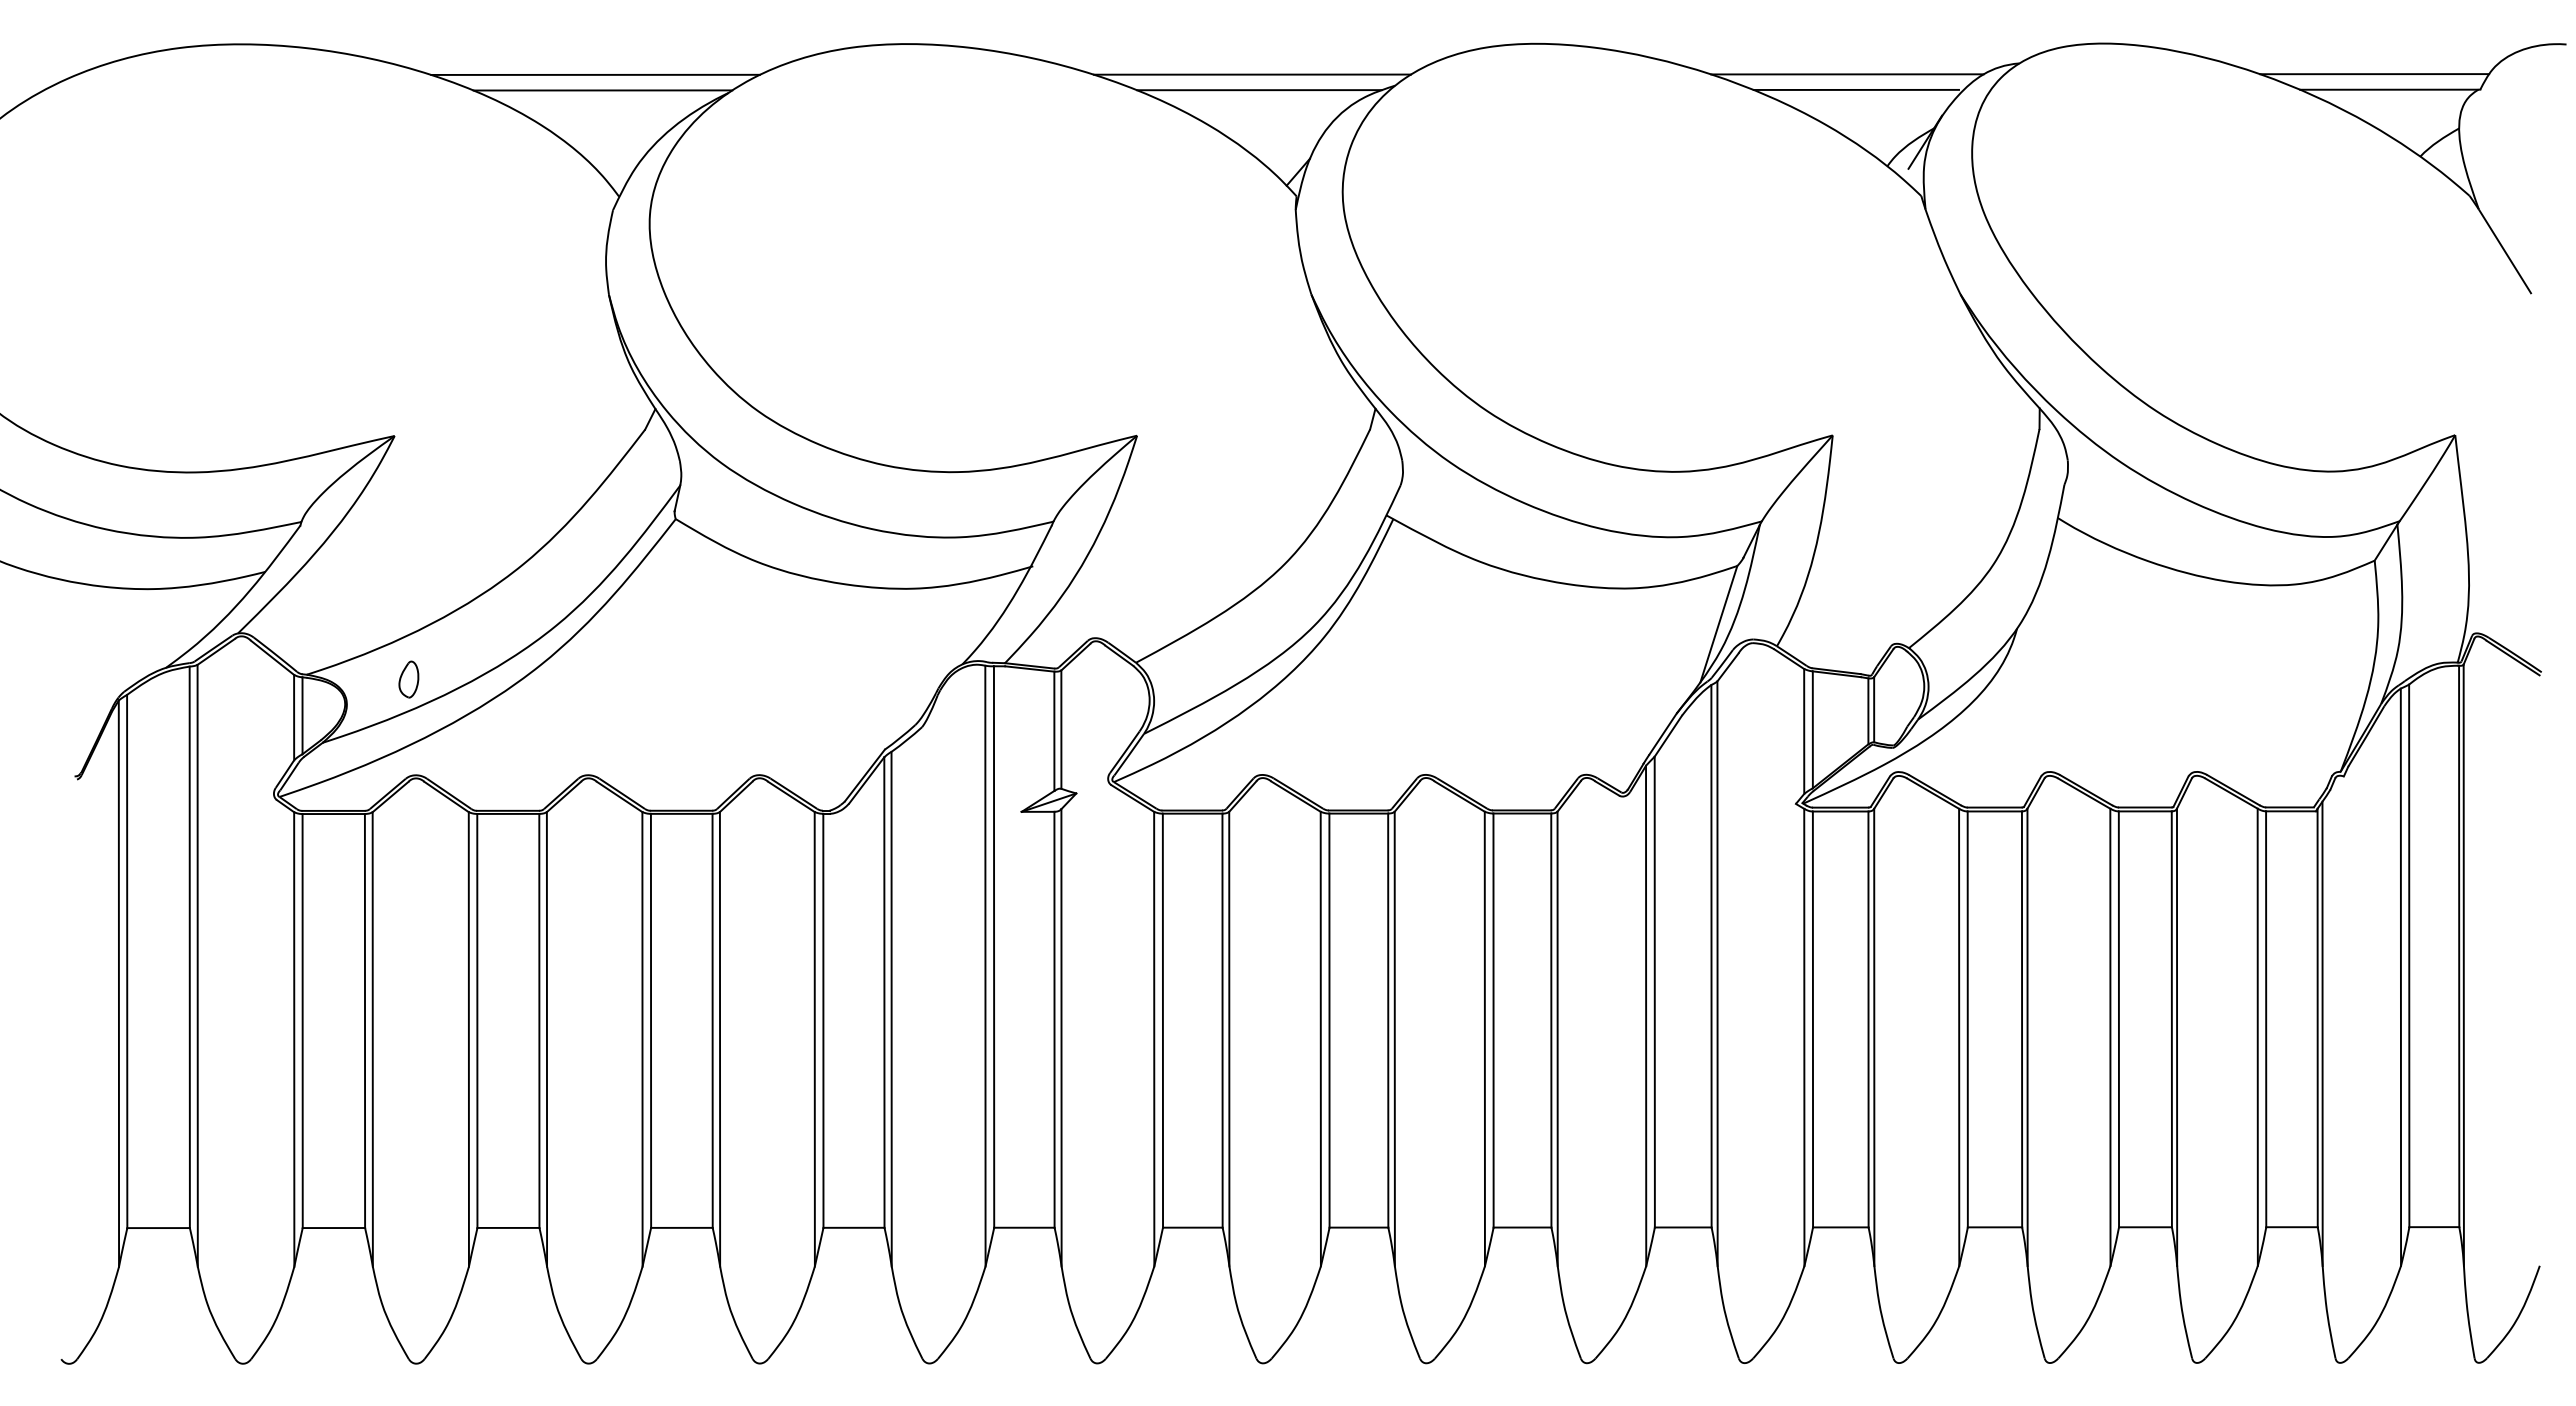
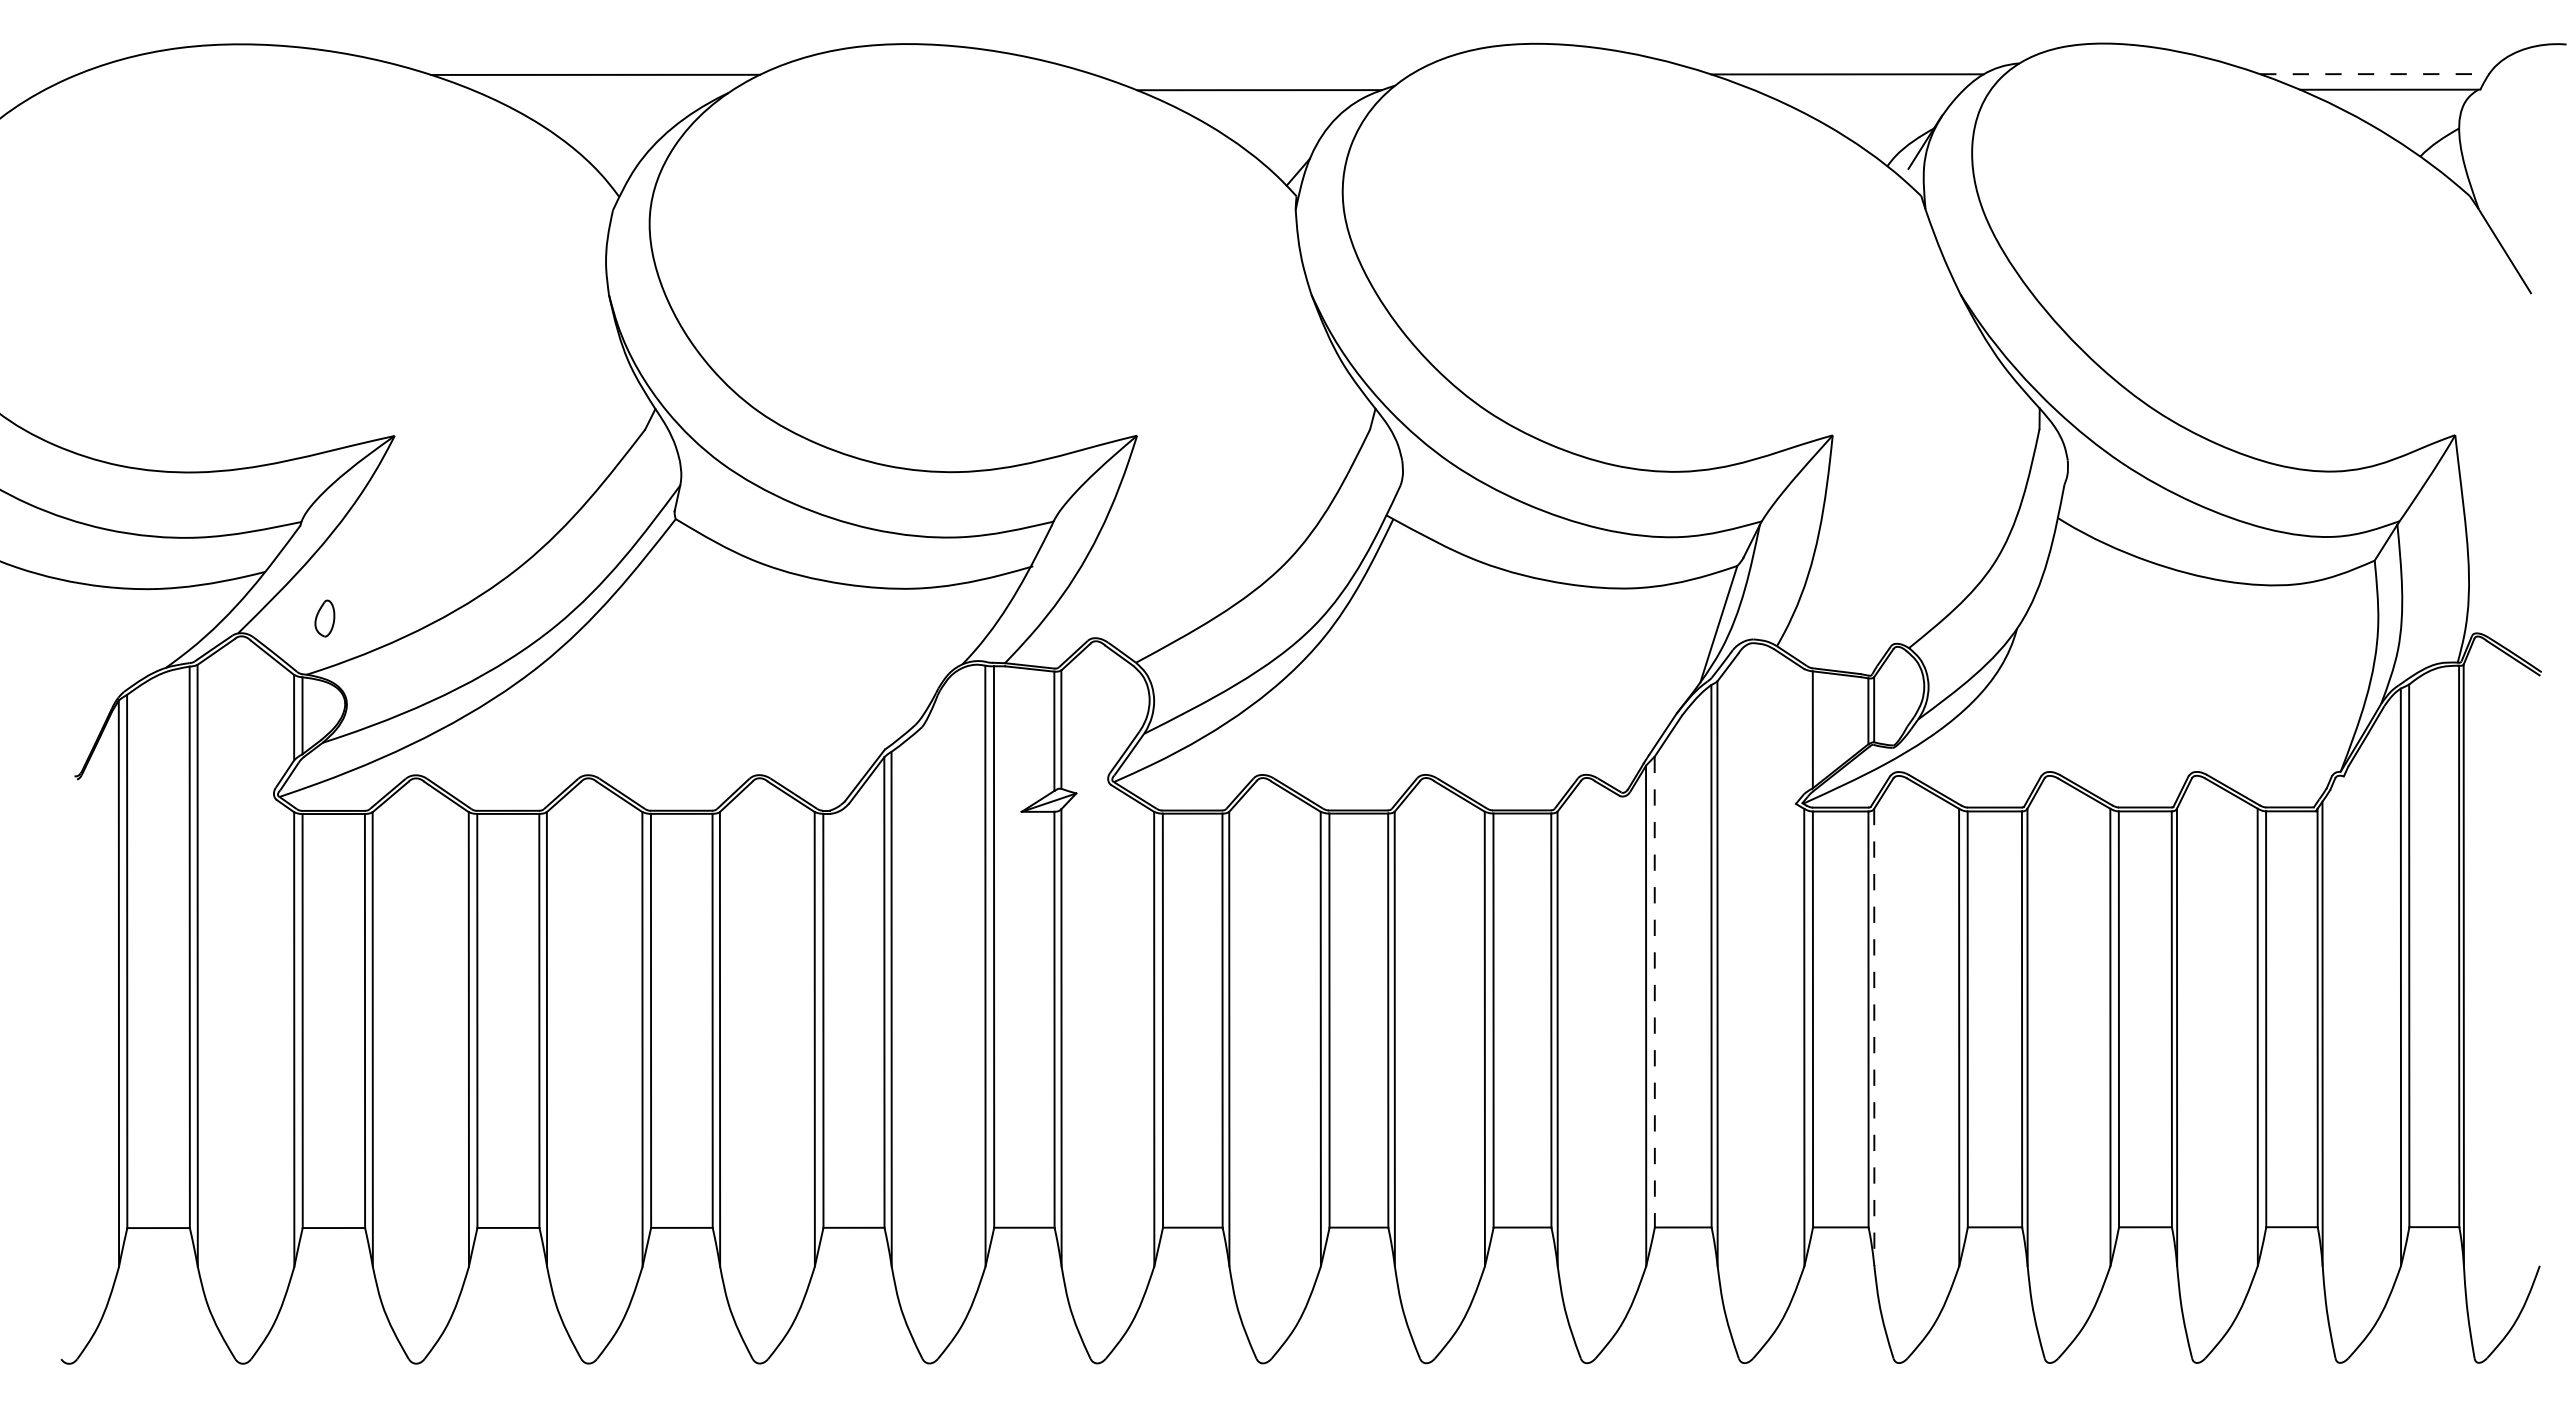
line: present -> none (1251, 74)
line: solid -> dashed (2374, 74)
line: present -> none (1855, 89)
line: present -> none (602, 90)
part position: (408, 679) -> (324, 618) (324, 618)
line: present -> none (1804, 731)
line: solid -> dashed (1654, 992)
line: solid -> dashed (1874, 1037)
